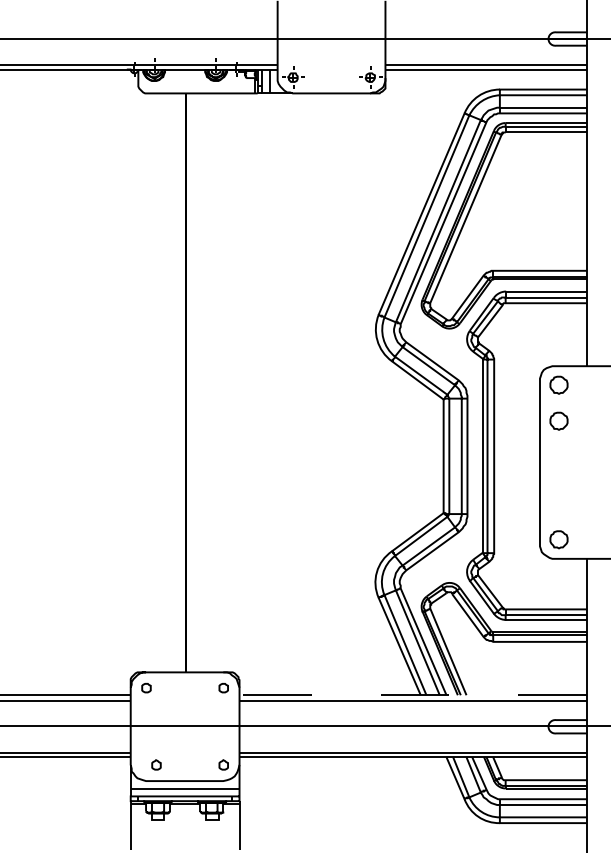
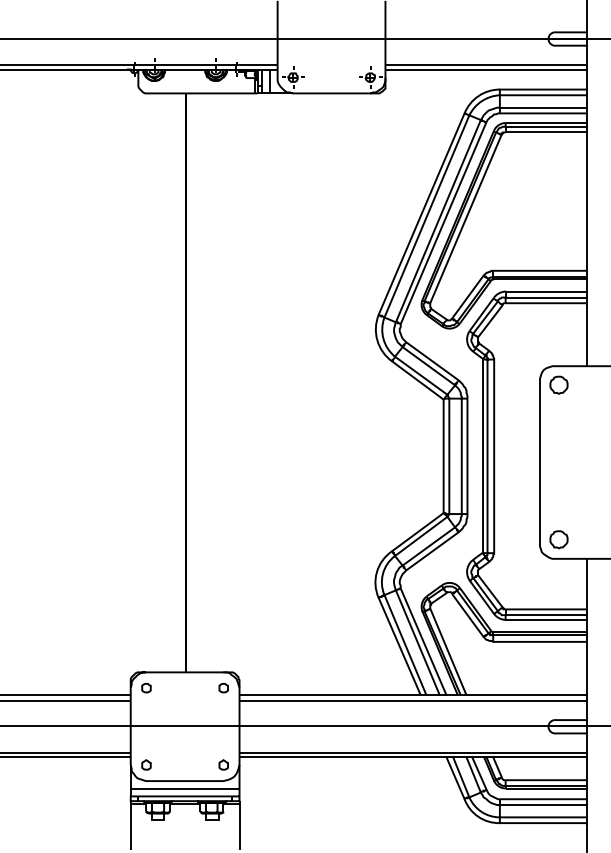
part: present -> none (558, 420)
line: dashed -> solid (413, 695)
part position: (156, 764) -> (146, 764) (146, 764)
